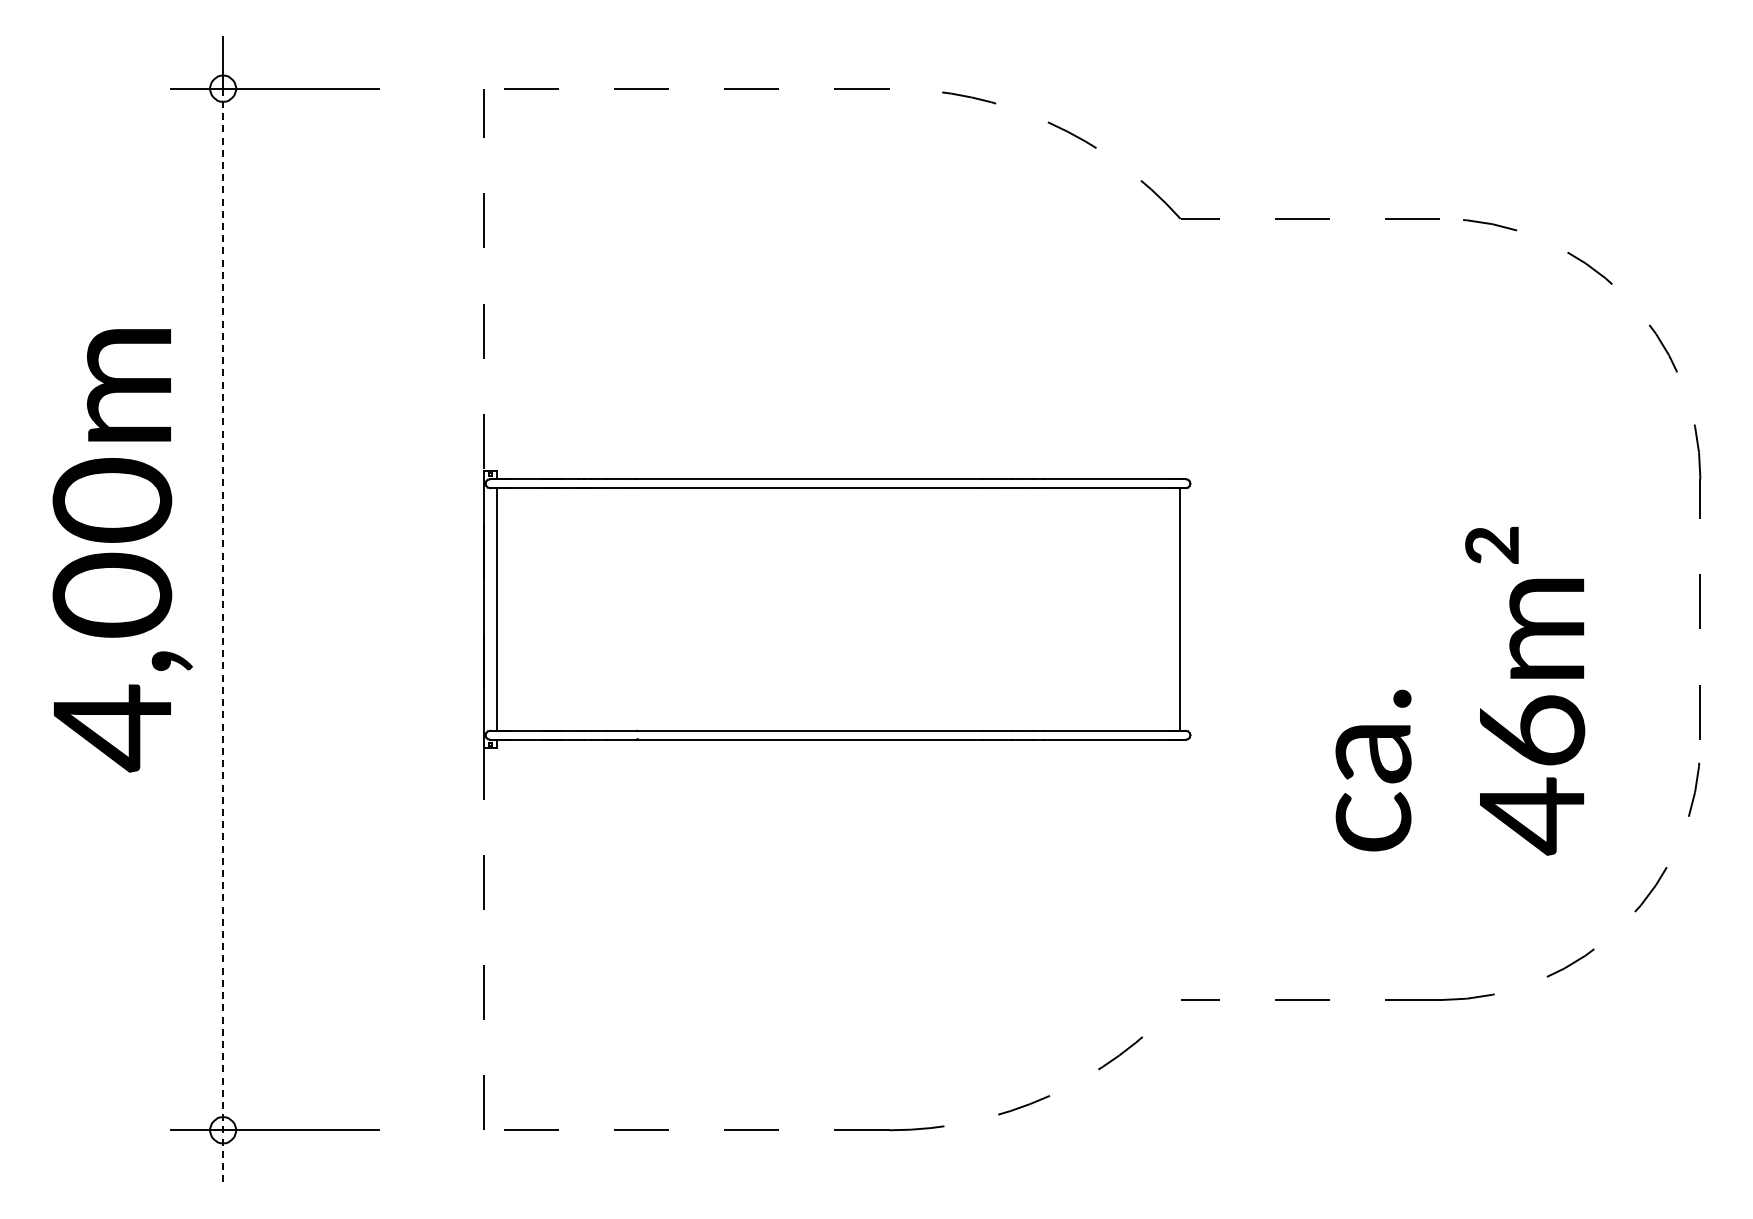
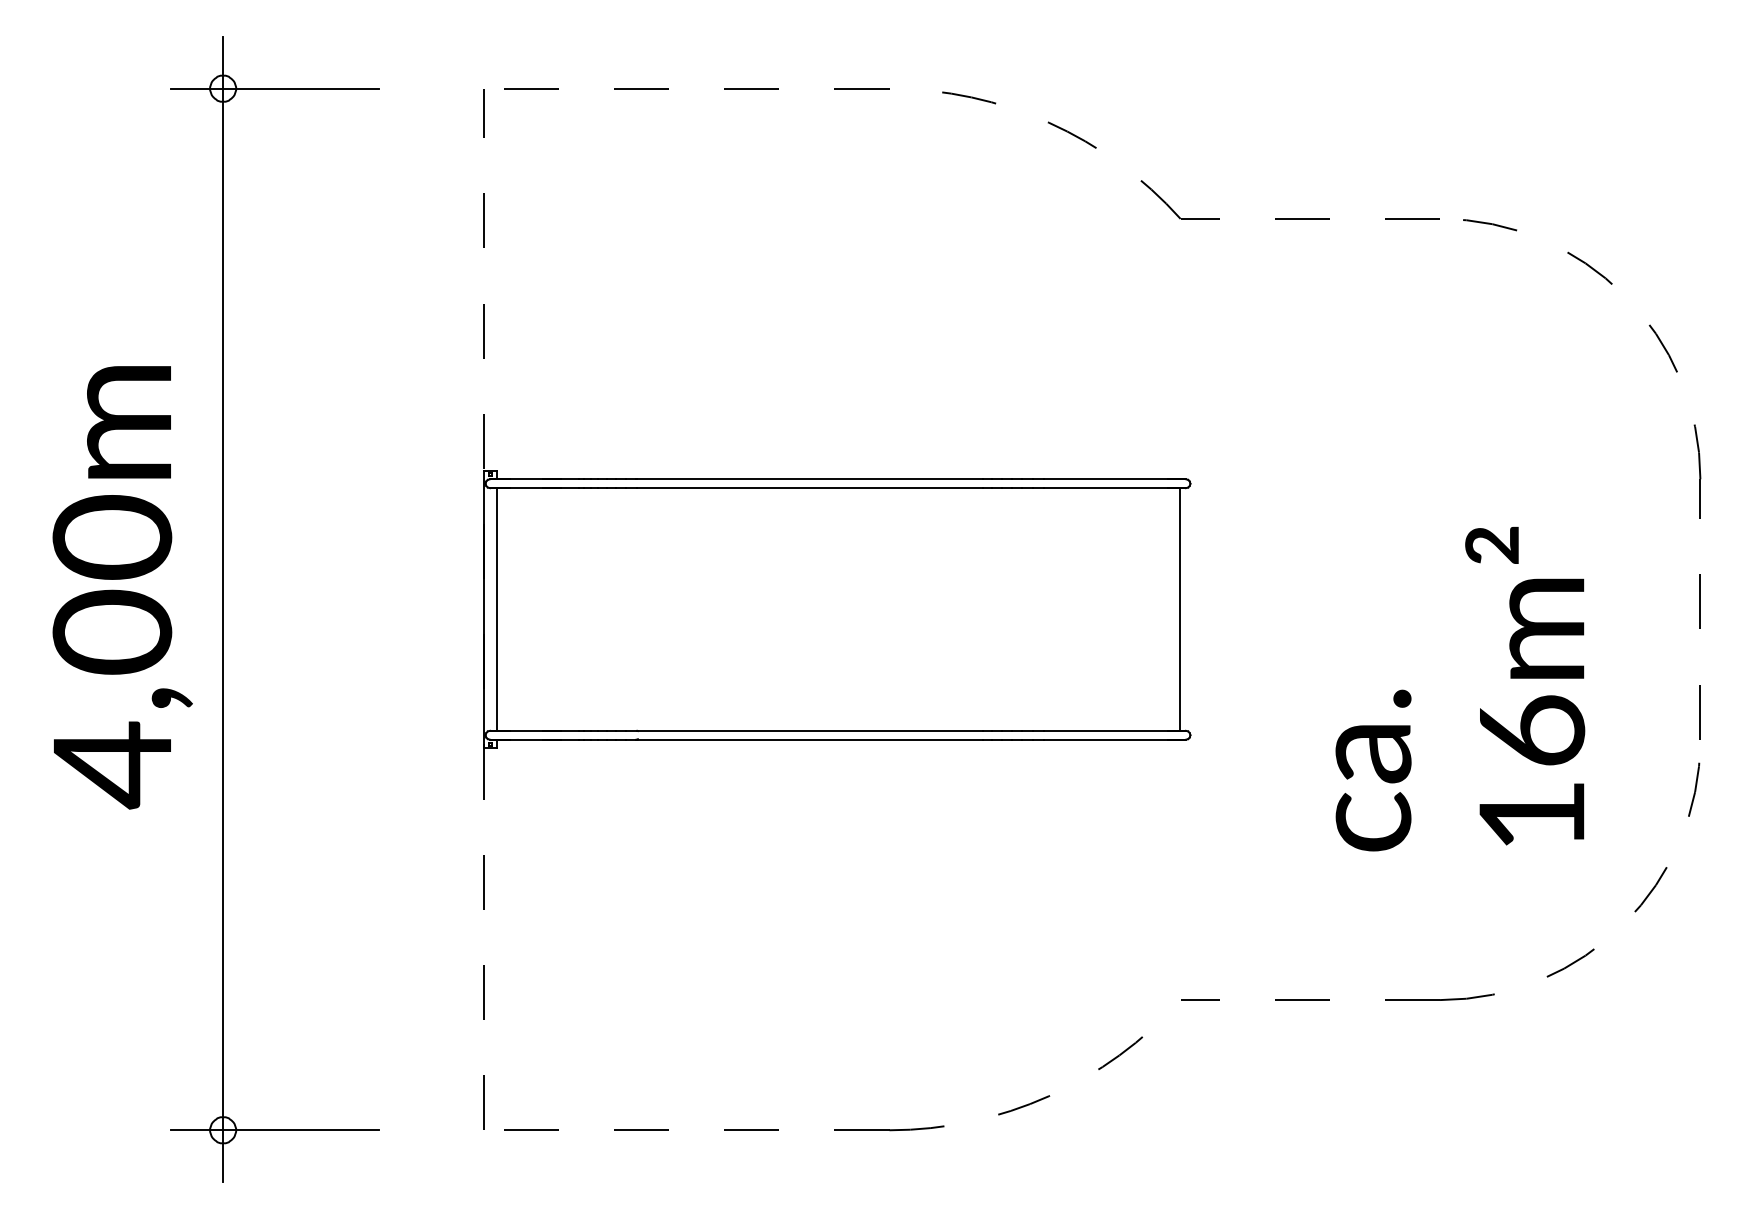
text position: (122, 550) -> (122, 587) (122, 587)
line: dashed -> solid (223, 635)
text: 46m² -> 16m² (1531, 816)
